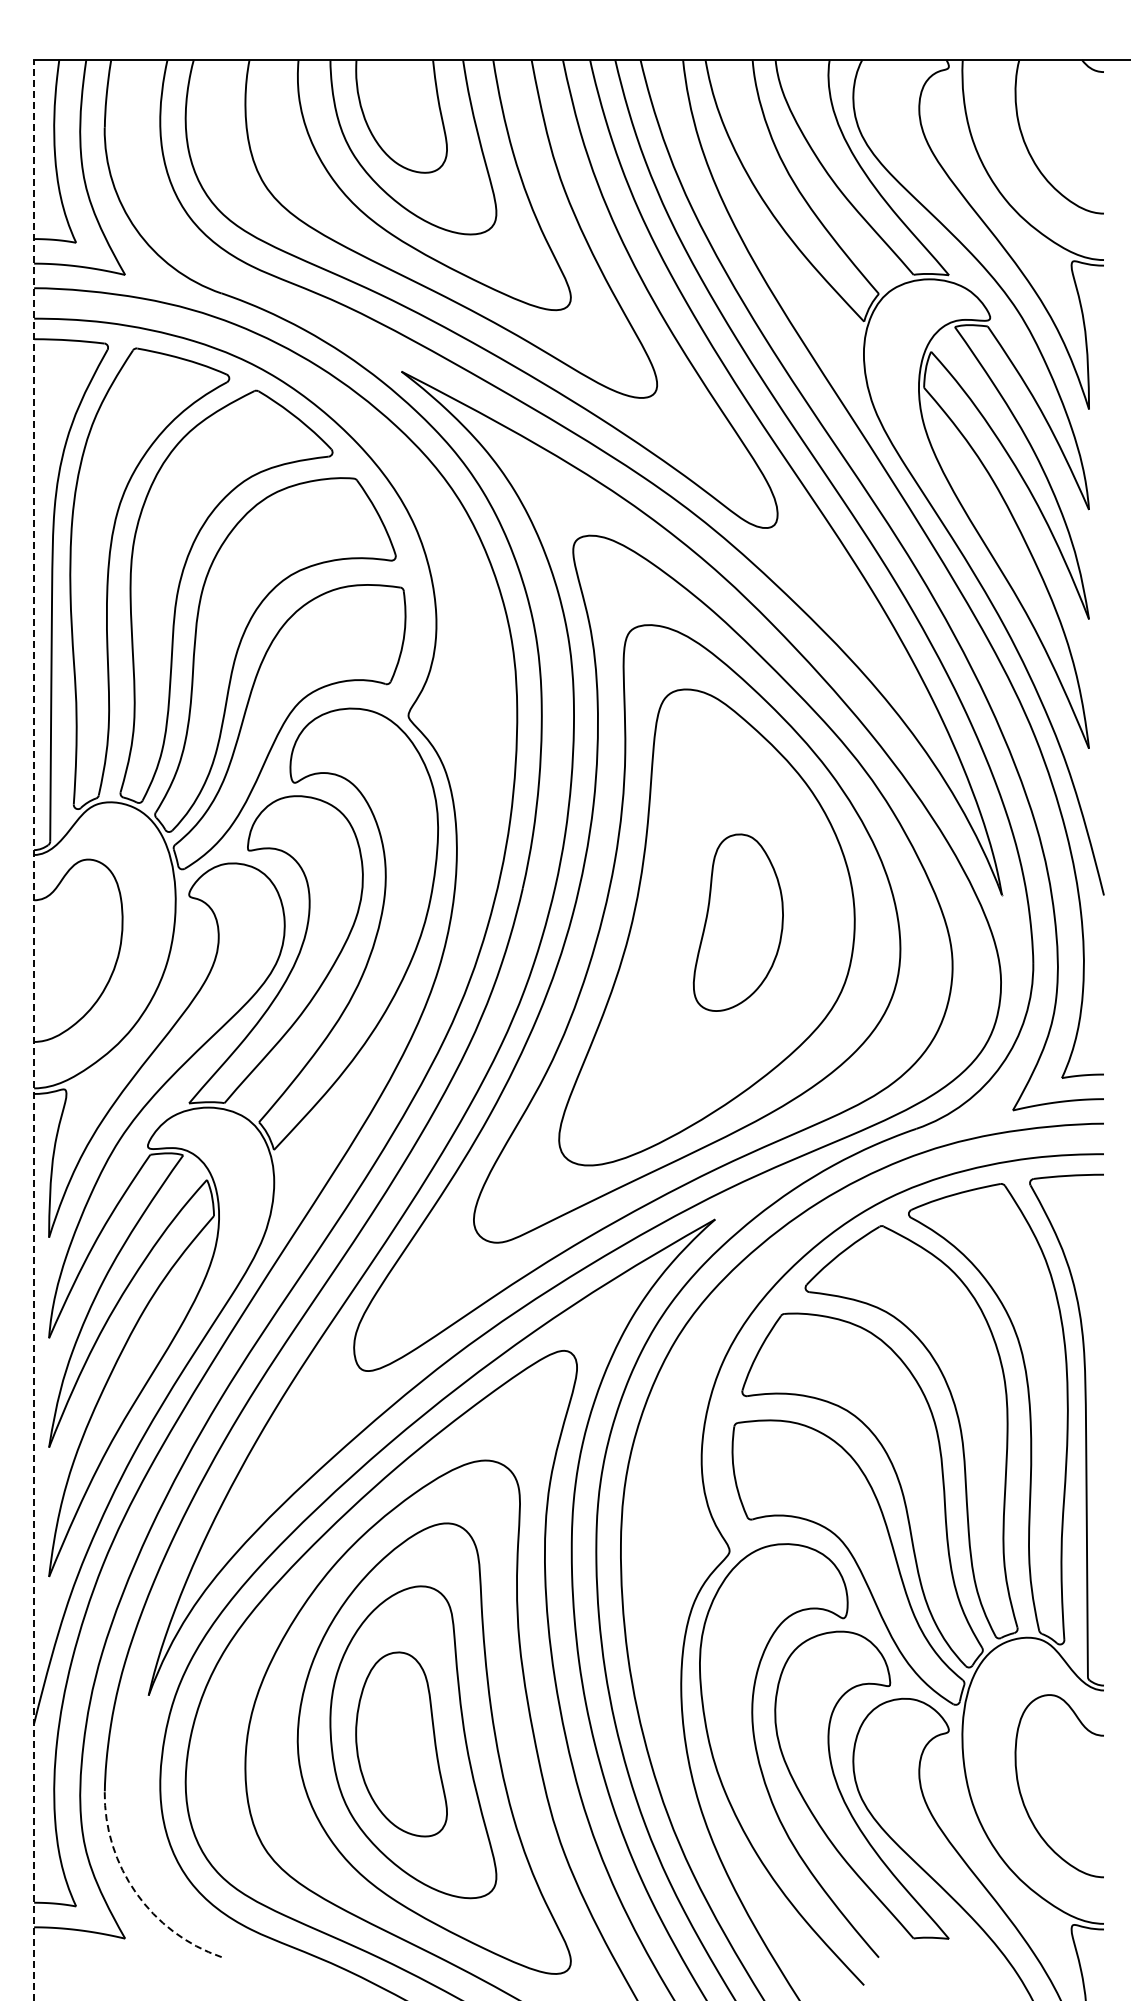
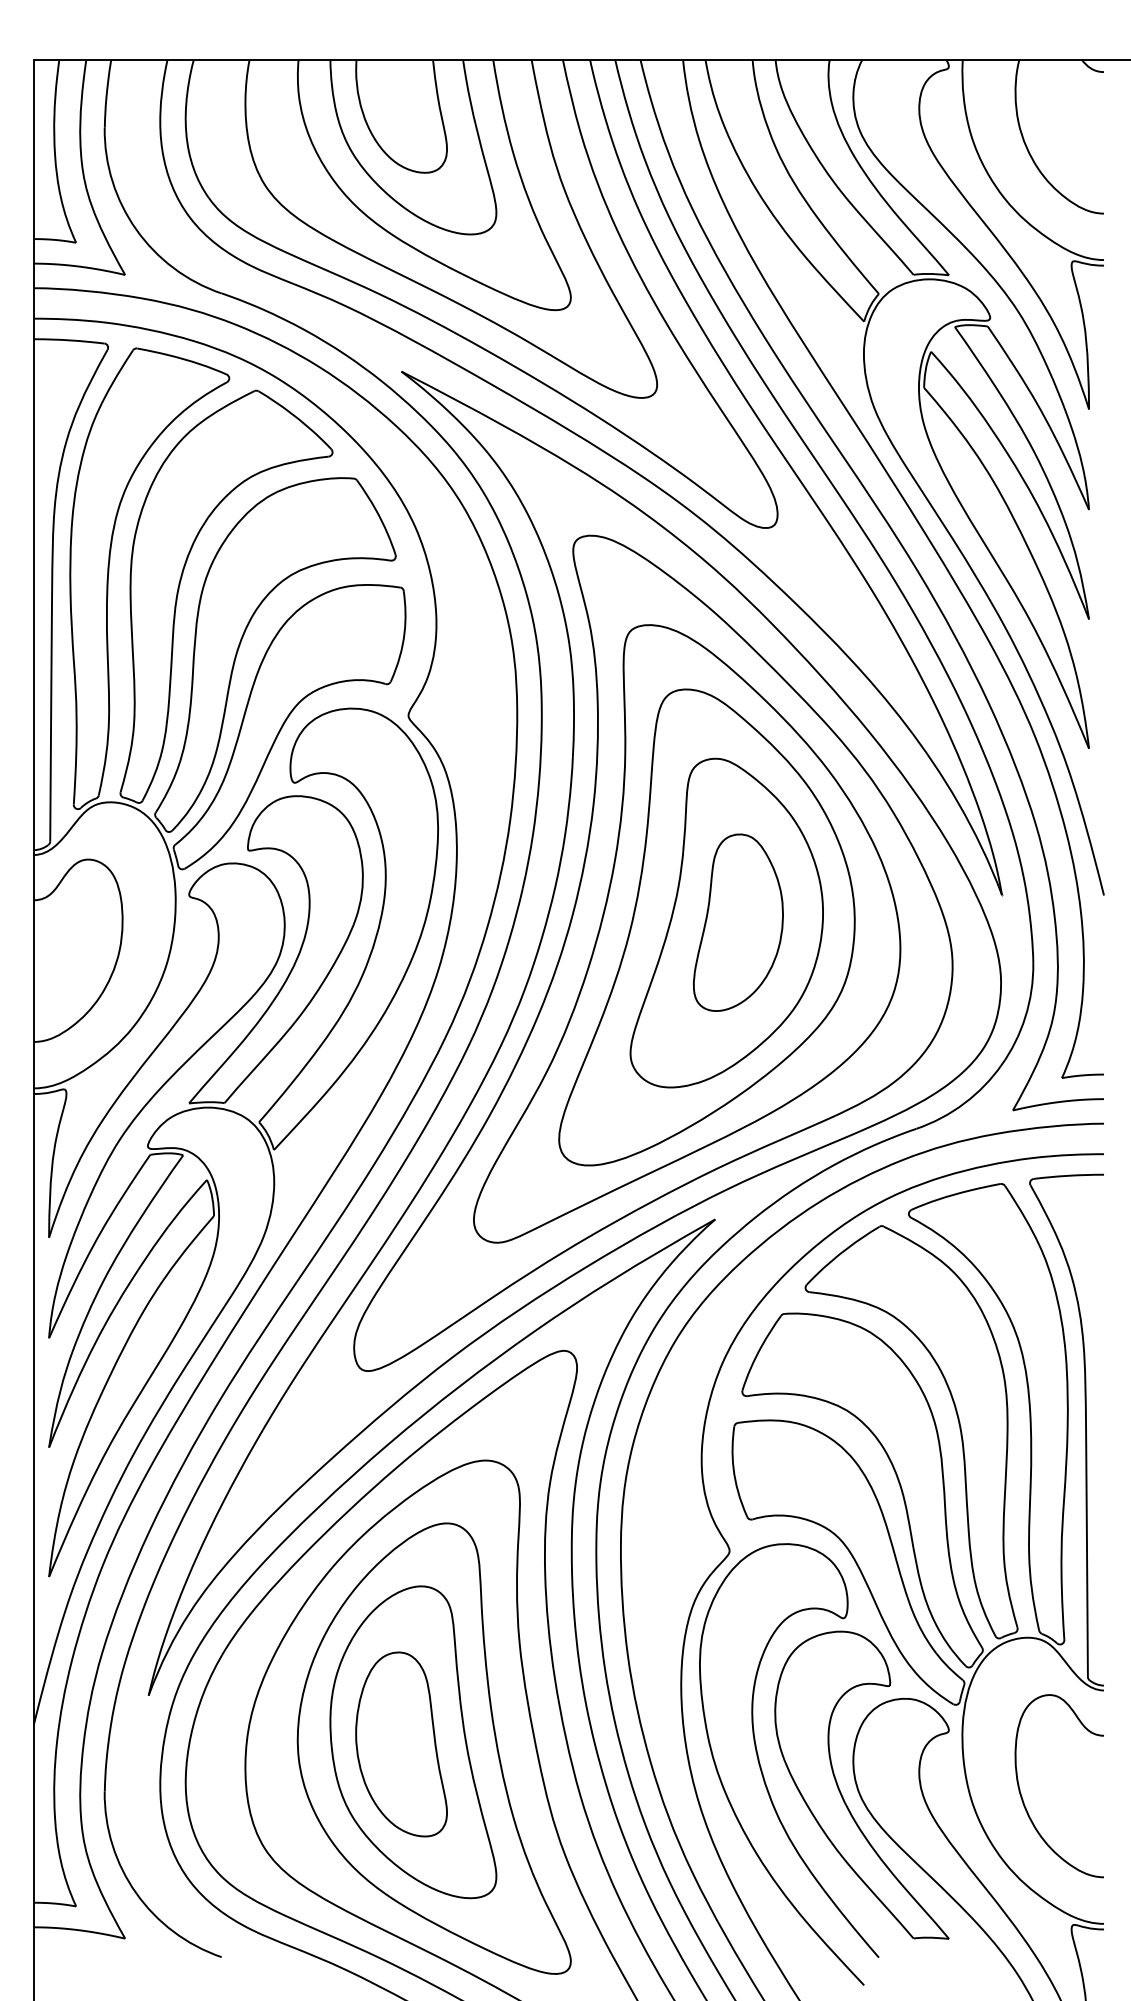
part: none -> present (726, 922)
line: dashed -> solid (34, 1029)
arc: dashed -> solid (136, 1893)
